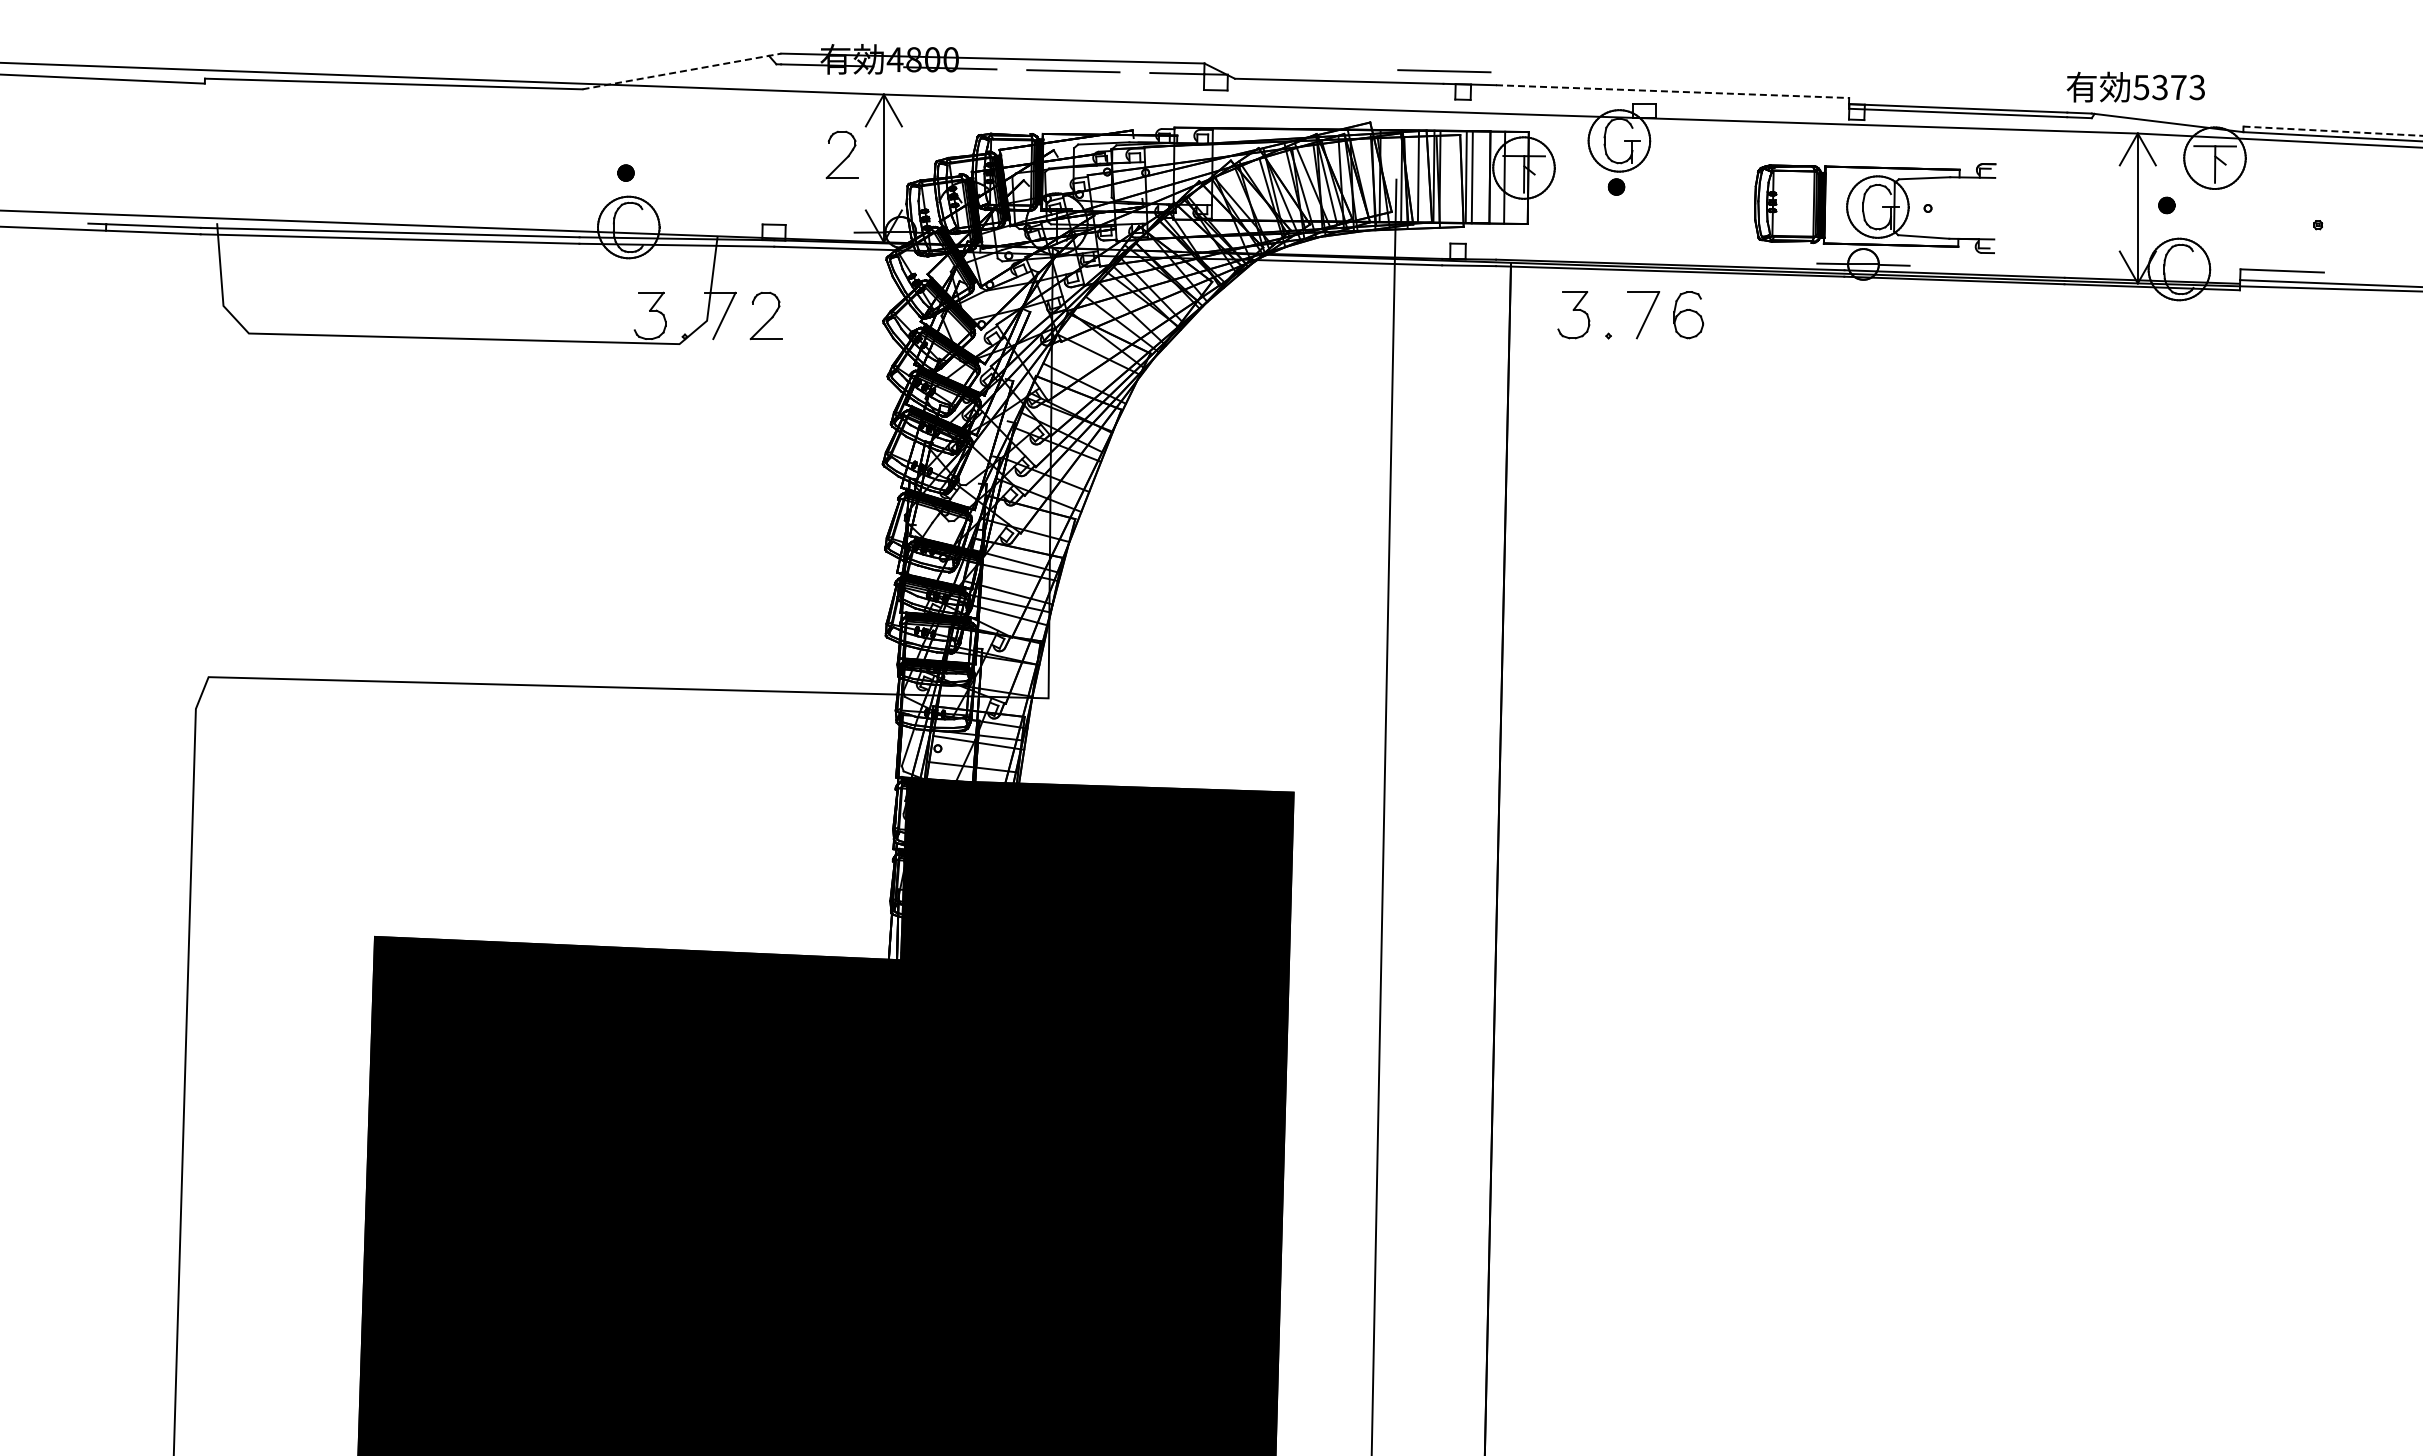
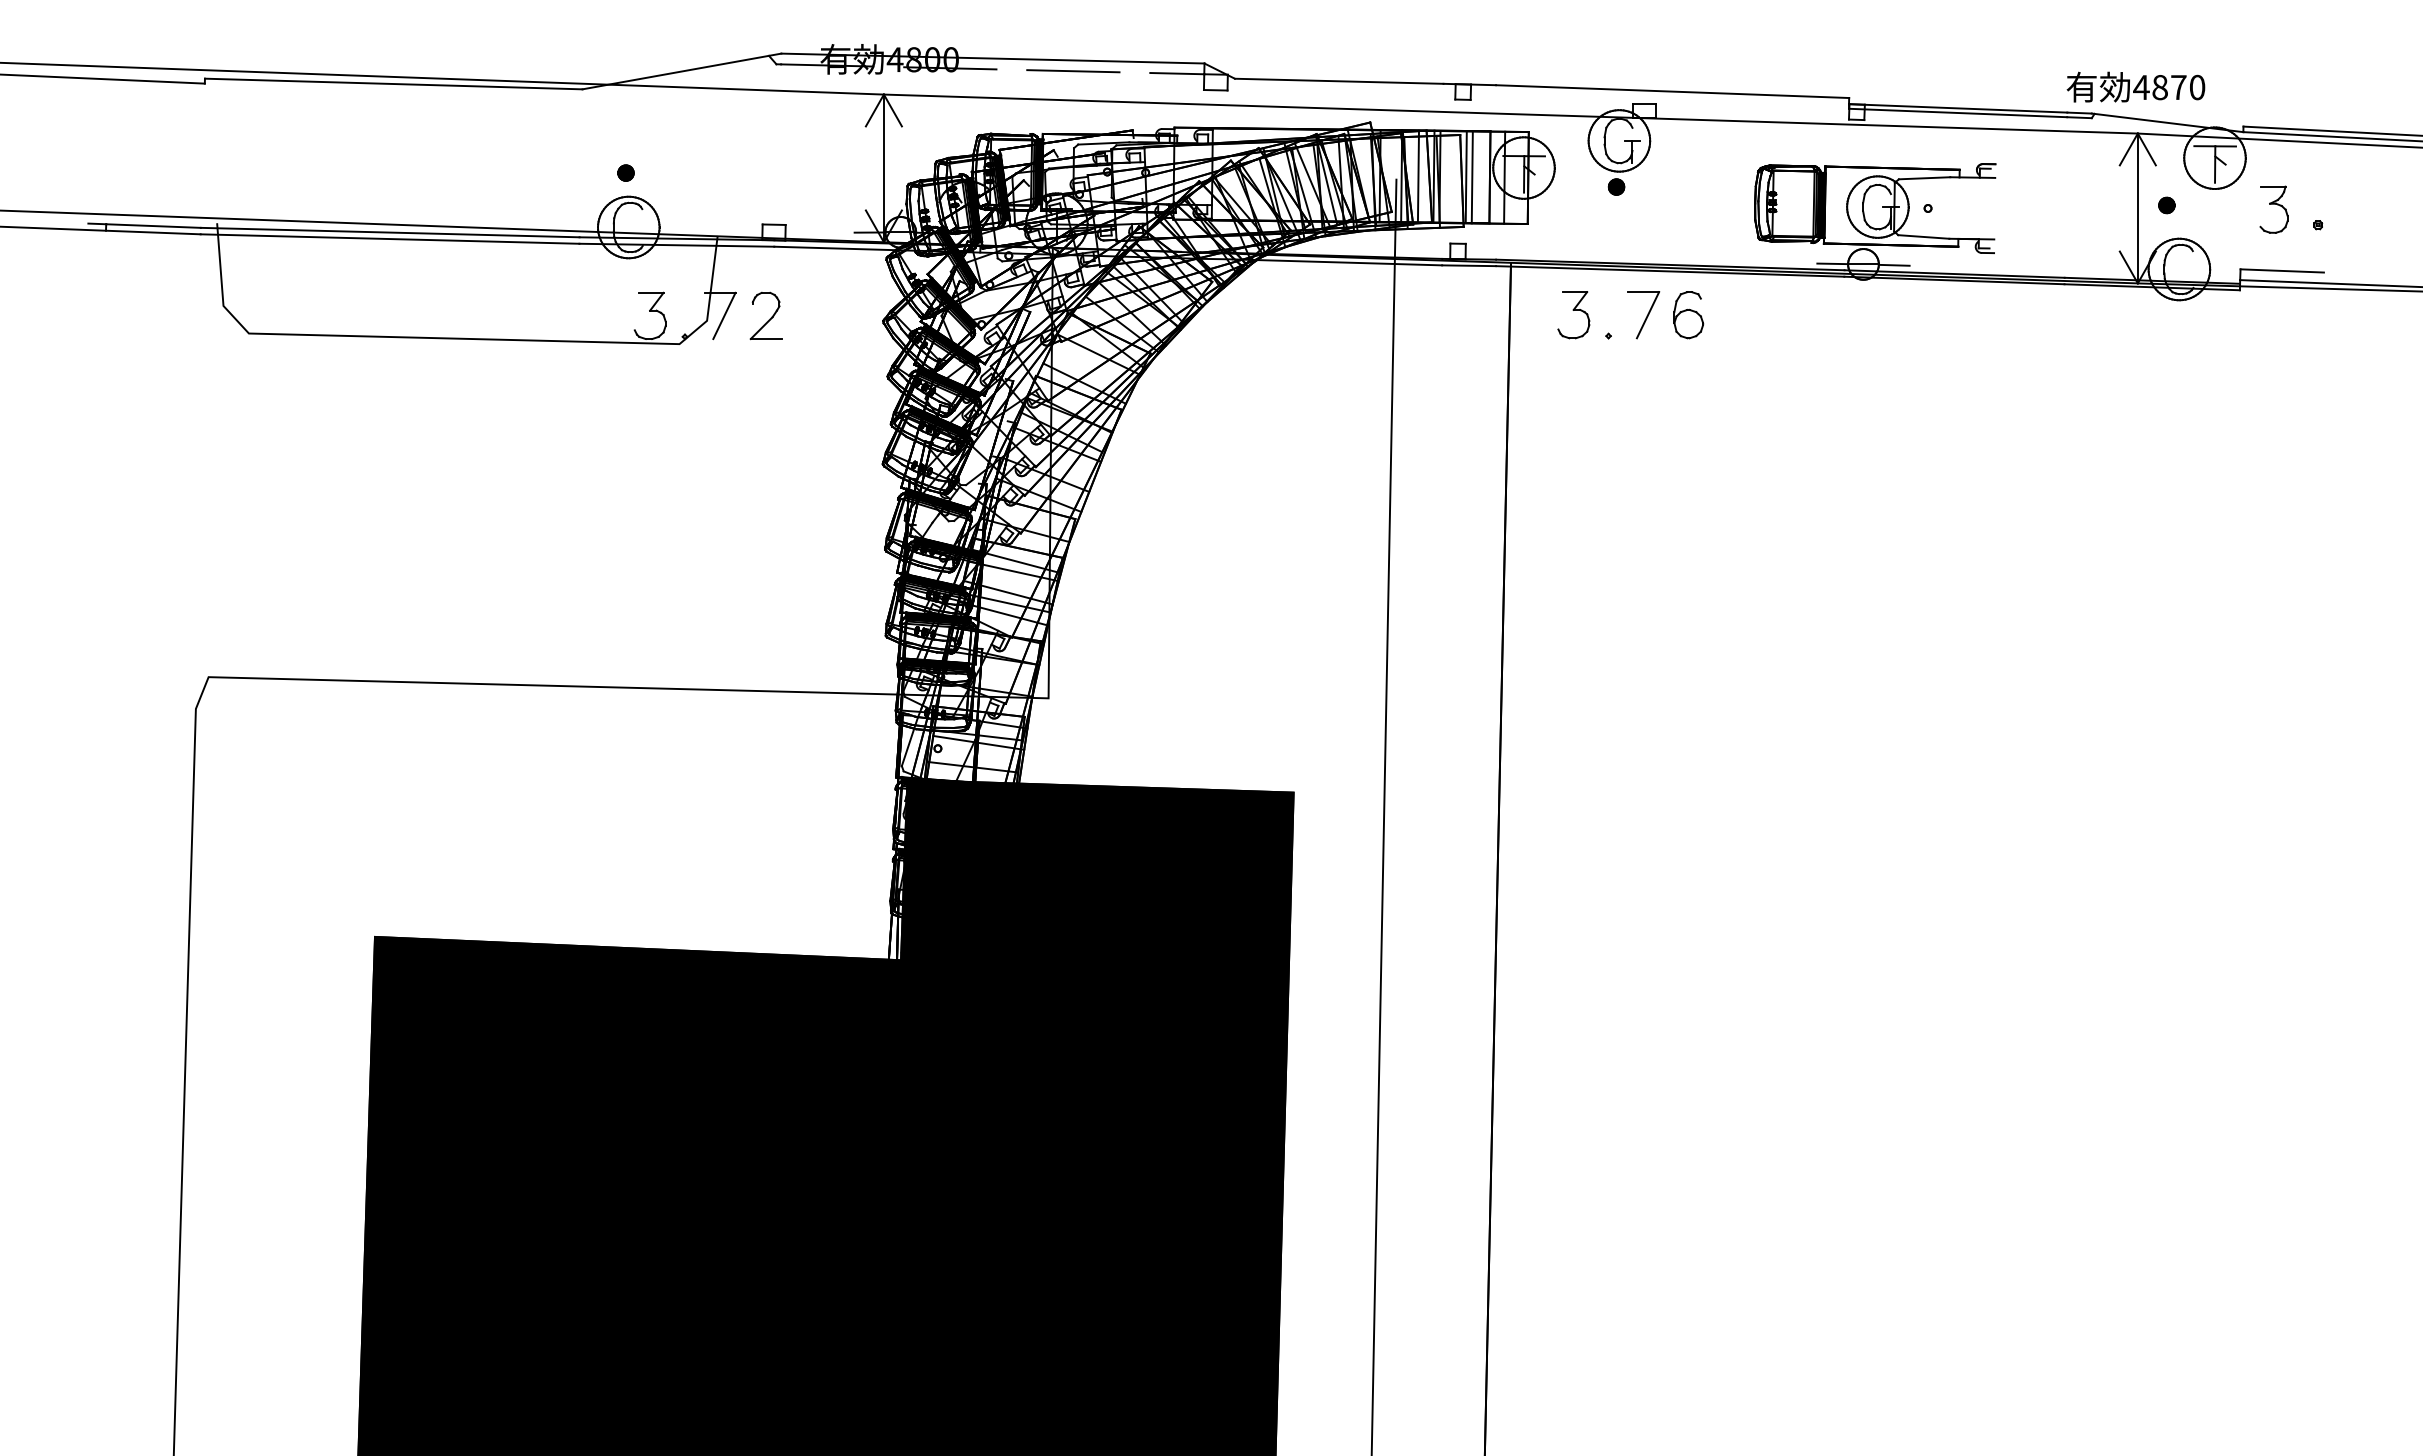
line: dashed -> solid (682, 71)
line: present -> none (1444, 71)
text: 5373 -> 4870 (2169, 87)
line: dashed -> solid (1672, 91)
line: dashed -> solid (2333, 131)
part: present -> none (841, 154)
part: none -> present (2273, 209)
